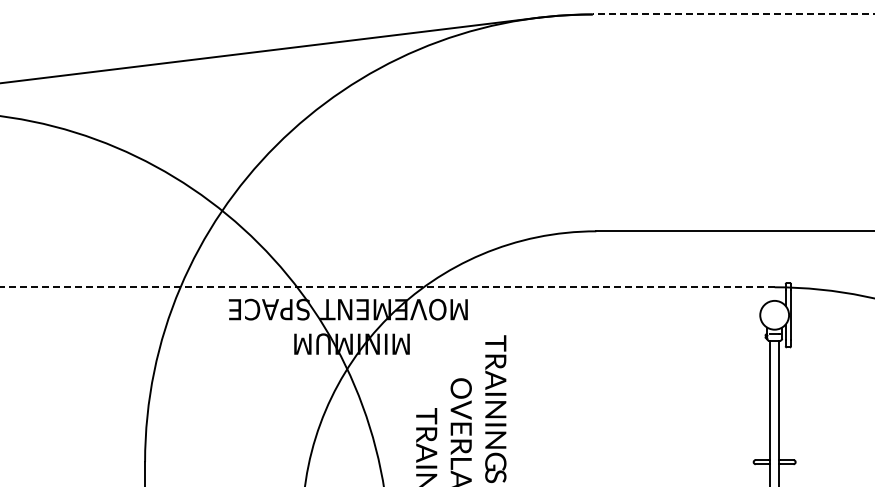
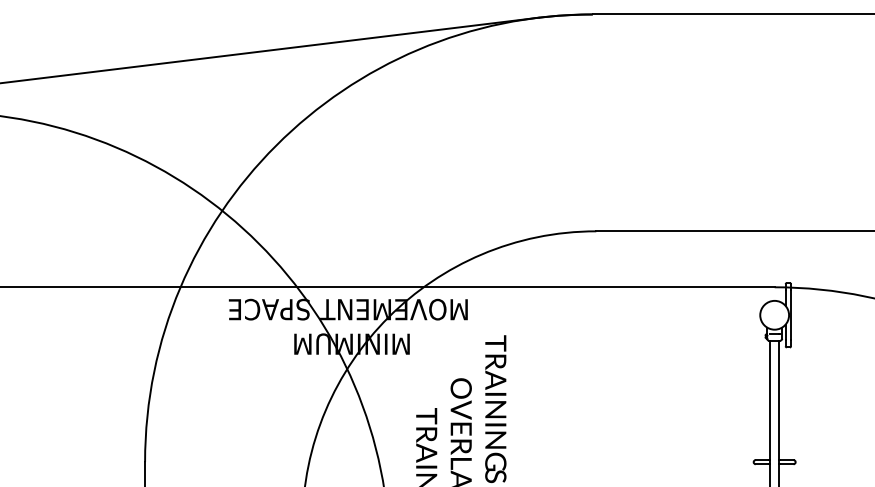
line: dashed -> solid (733, 14)
line: dashed -> solid (386, 287)
